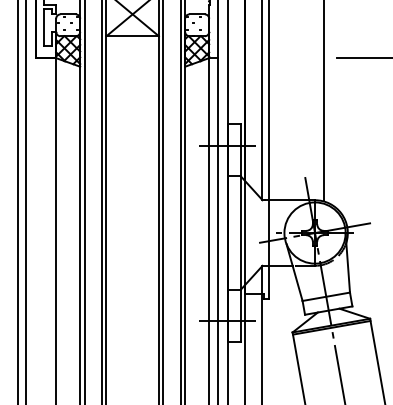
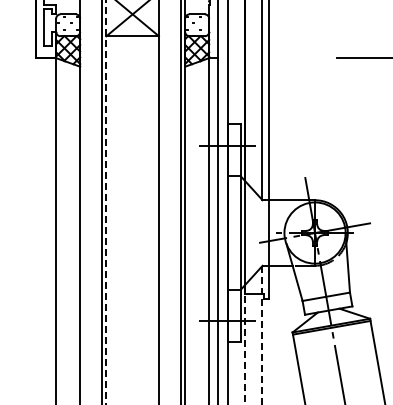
line: present -> none (323, 101)
line: present -> none (17, 201)
line: present -> none (26, 201)
line: present -> none (84, 201)
line: present -> none (163, 201)
line: solid -> dashed (106, 202)
line: solid -> dashed (262, 336)
line: solid -> dashed (245, 344)
